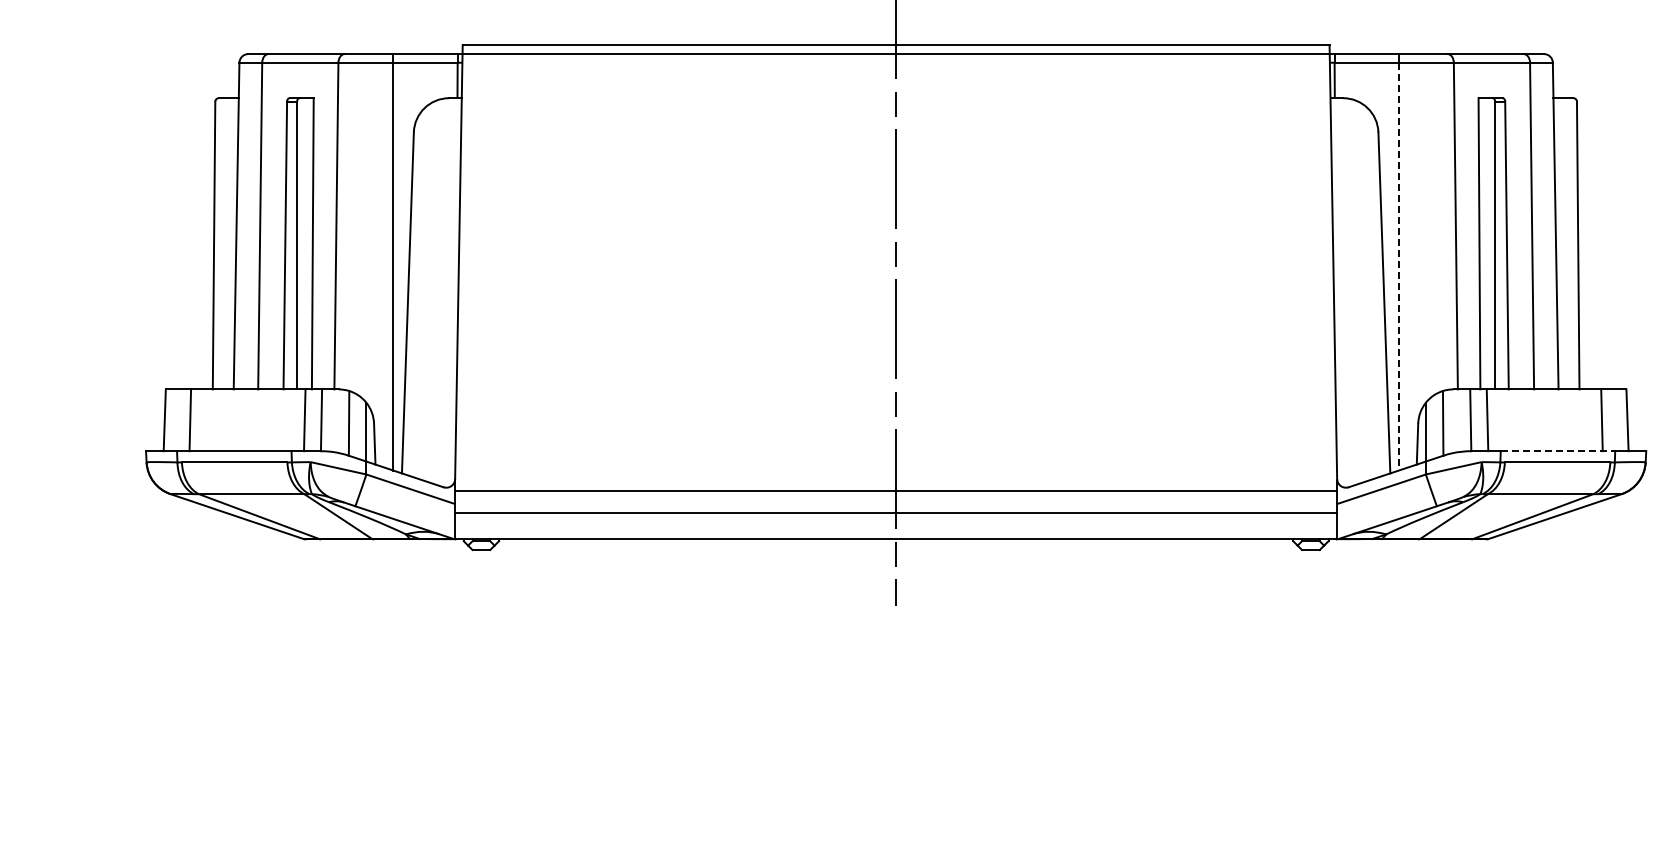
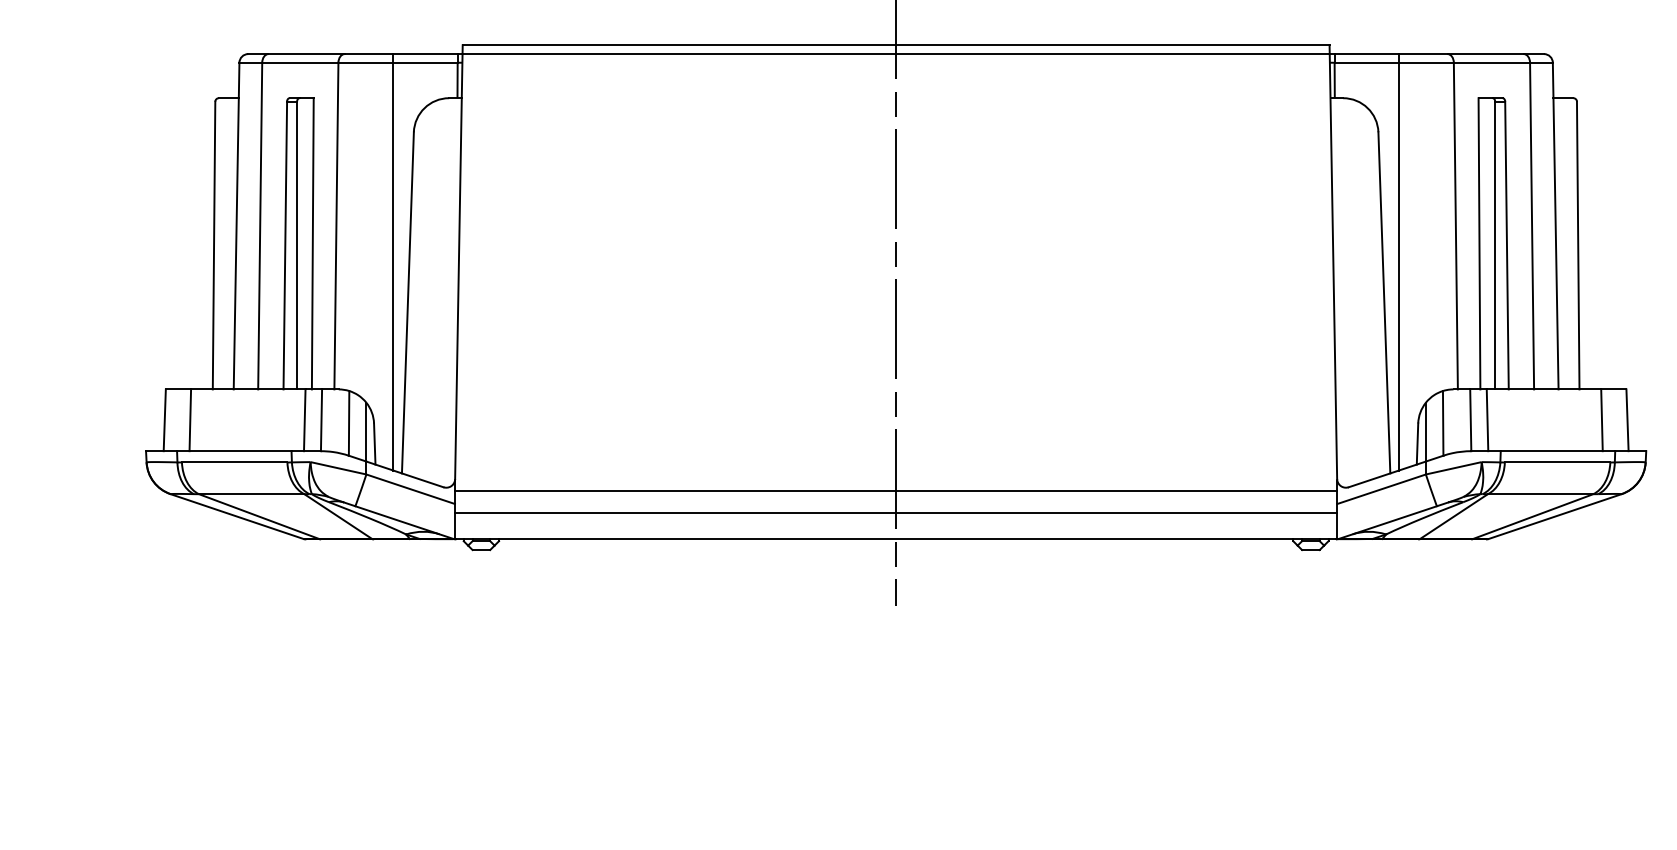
line: dashed -> solid (1398, 266)
line: dashed -> solid (1558, 451)
